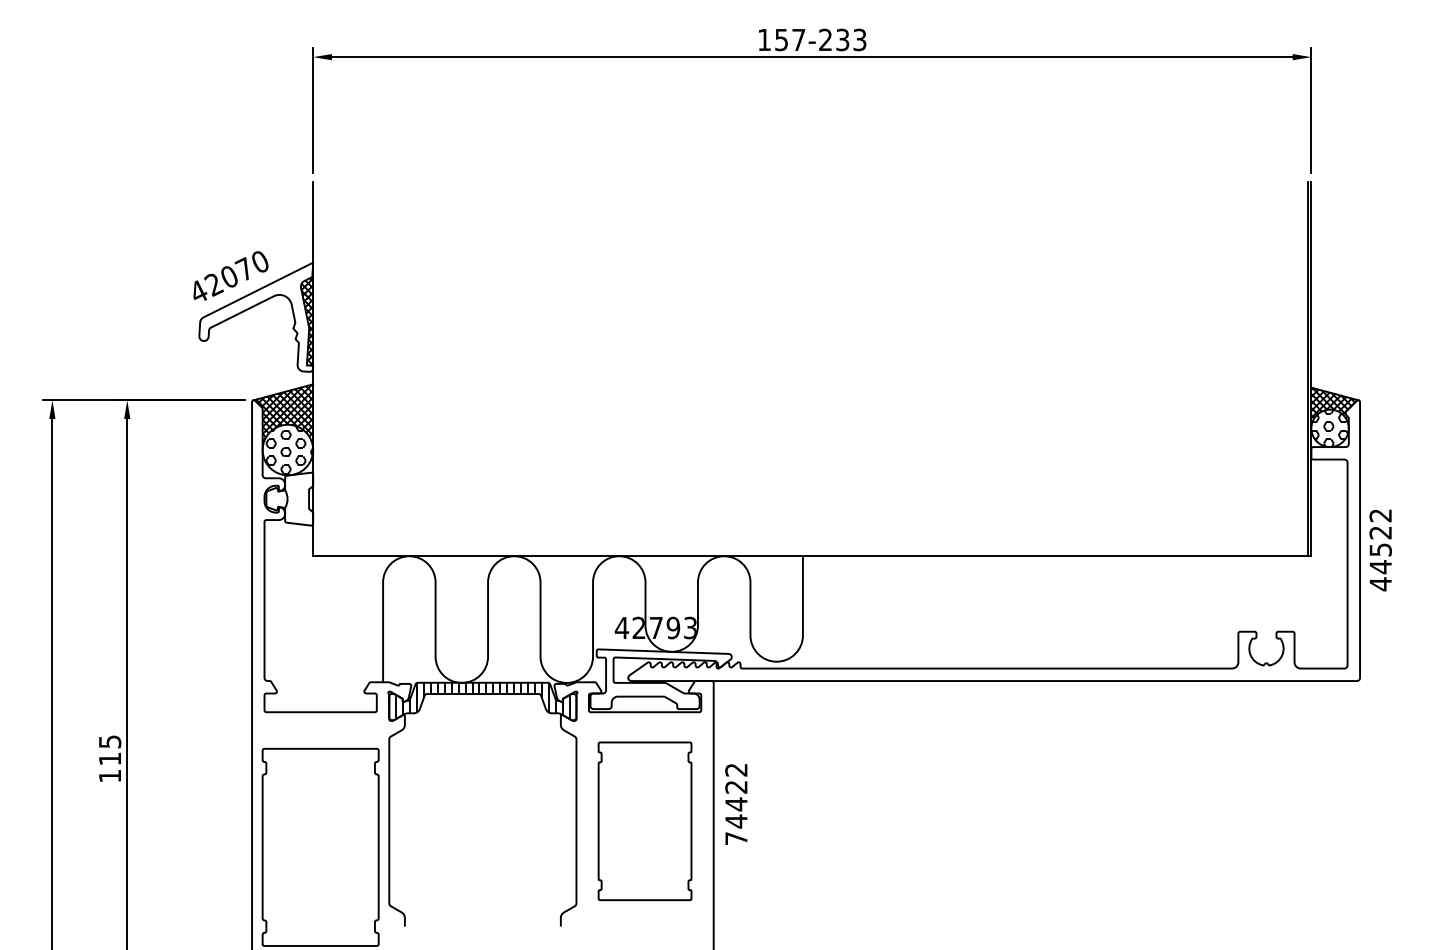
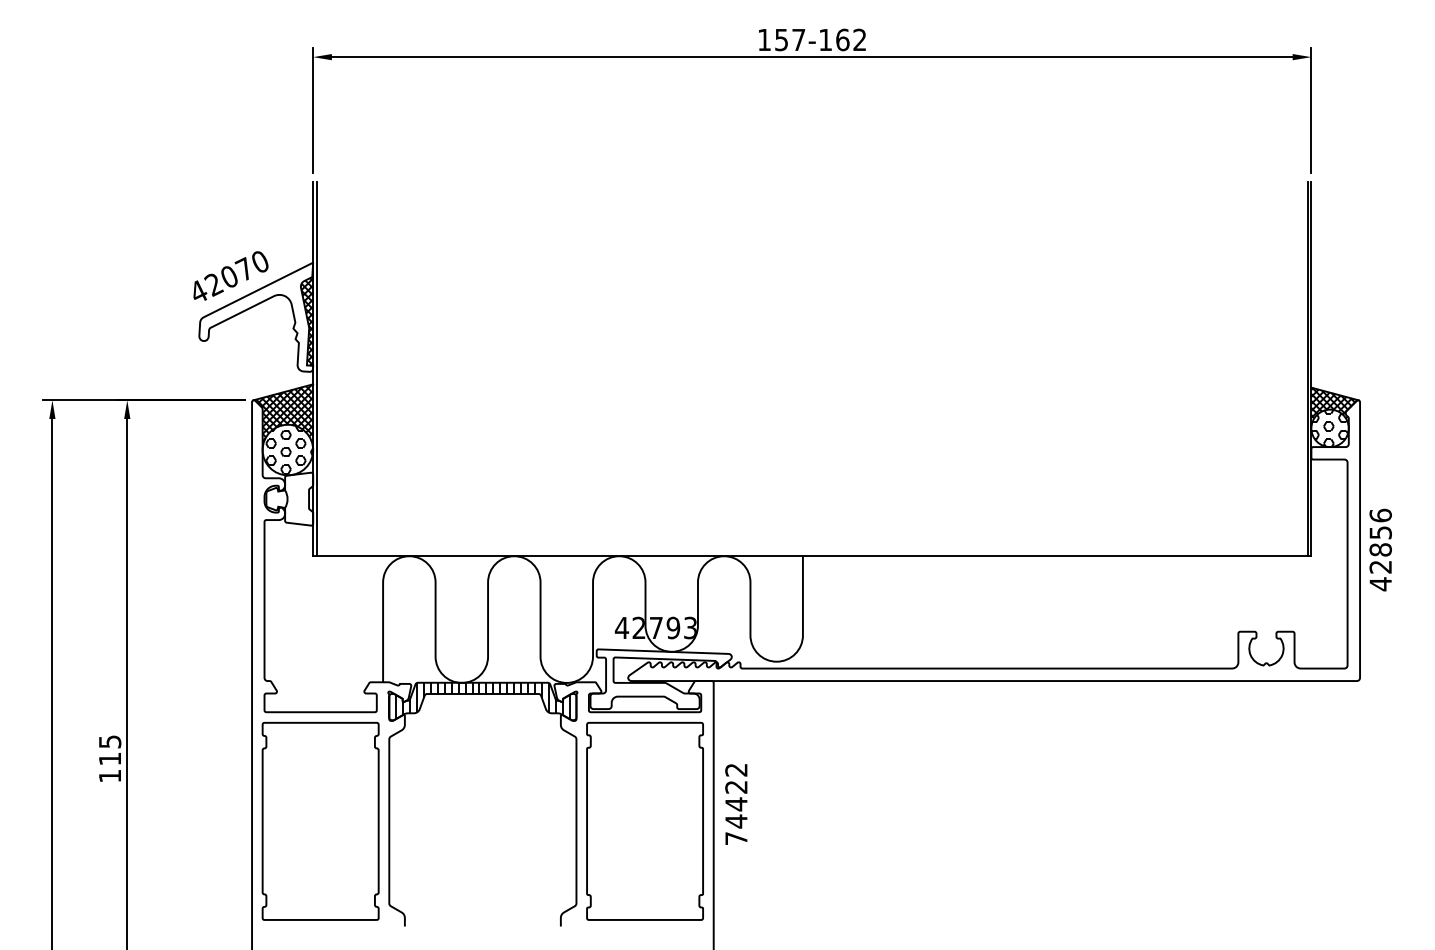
text: 157-233 -> 157-162 (842, 39)
line: none -> present (316, 368)
text: 44522 -> 42856 (1380, 541)
part size: 96x161 px -> 118x200 px (644, 820)
part position: (320, 846) -> (320, 820) (320, 820)
